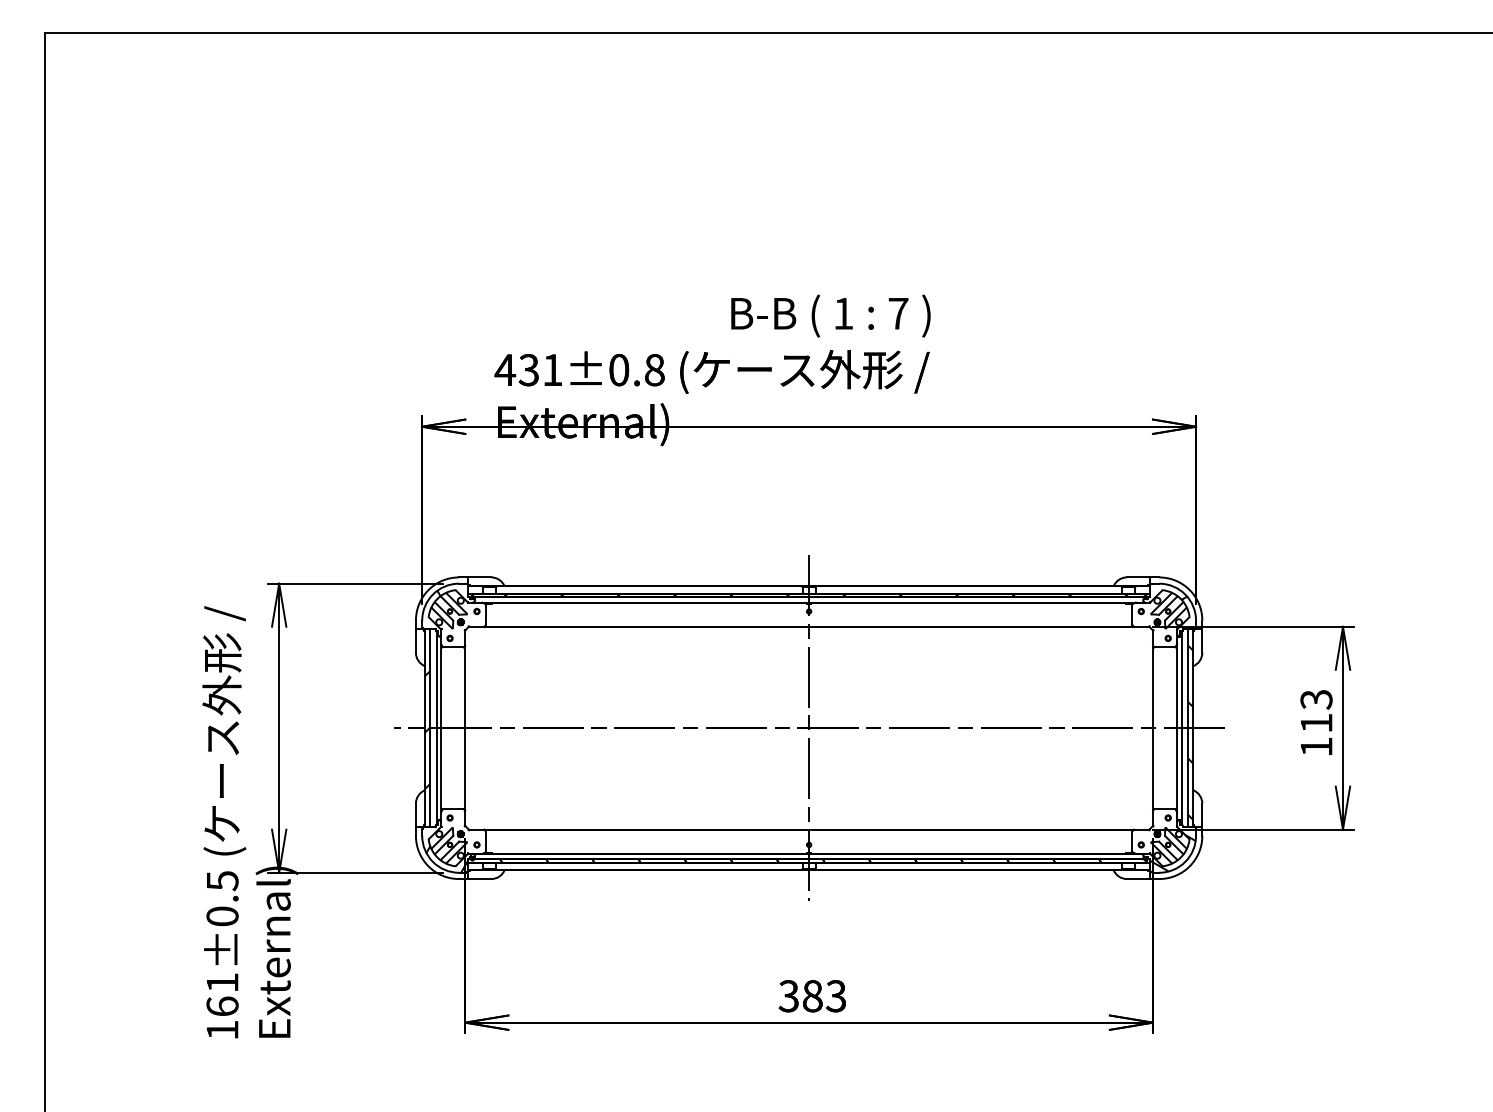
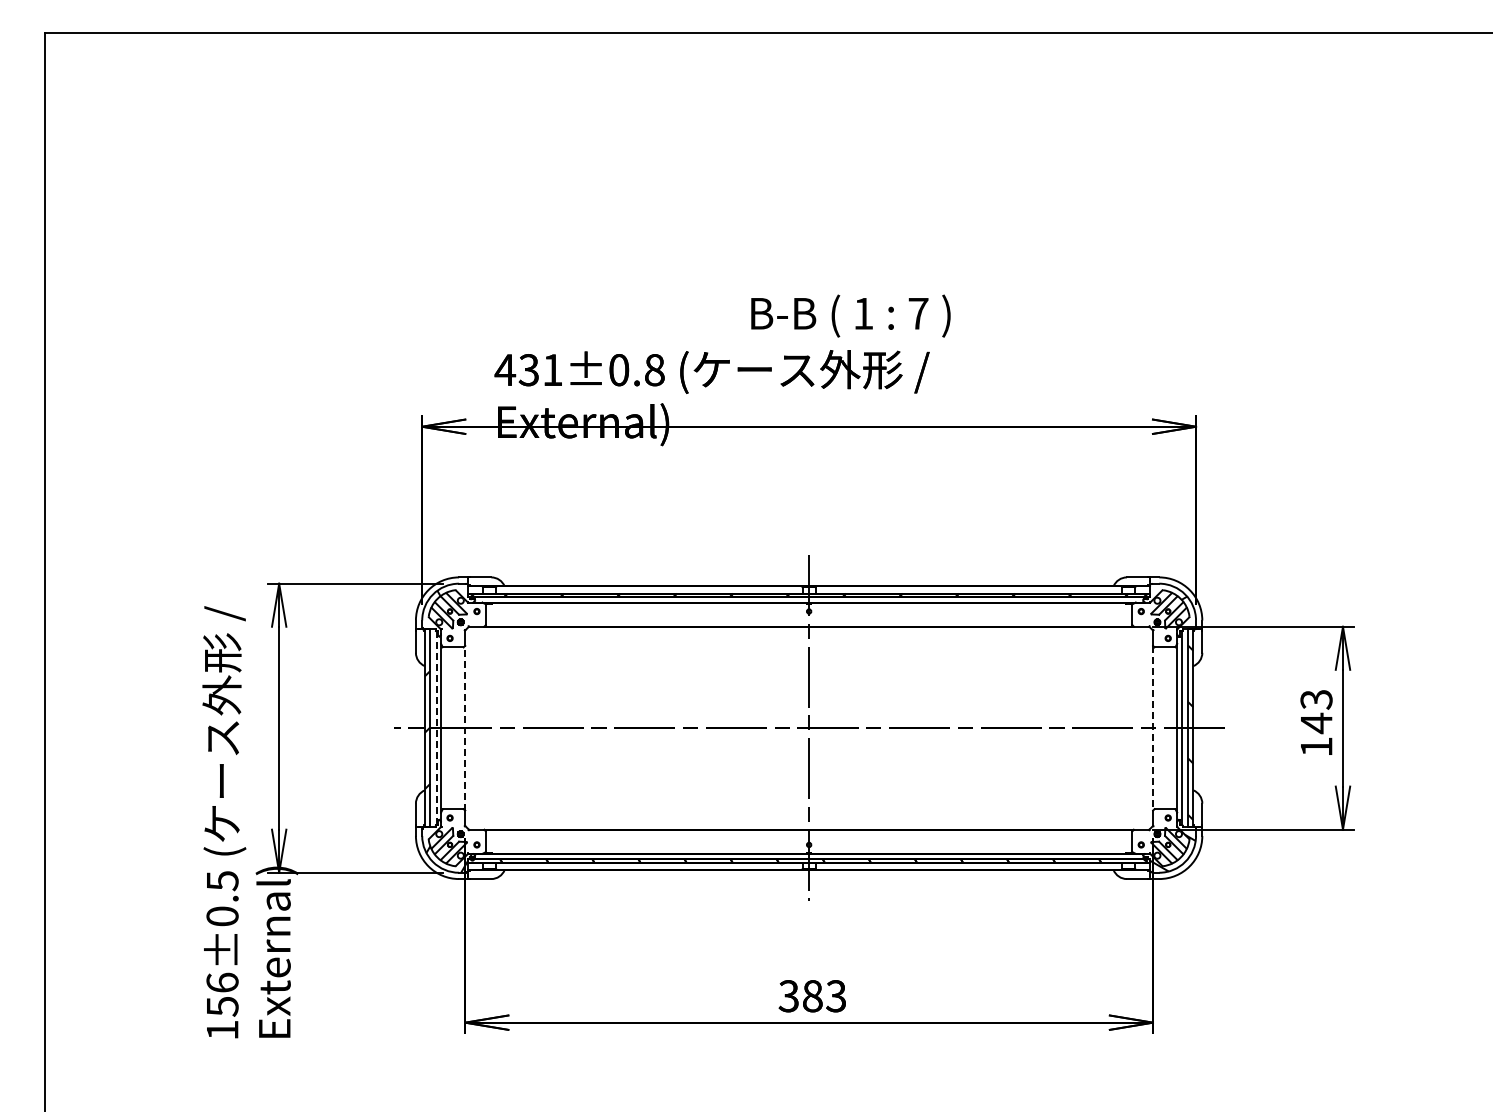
text position: (830, 315) -> (850, 315) (850, 315)
text: 113 -> 143 (1316, 723)
line: solid -> dashed (436, 728)
line: solid -> dashed (465, 728)
line: solid -> dashed (1152, 728)
text: 161±0.5 -> 156±0.5 (222, 994)
